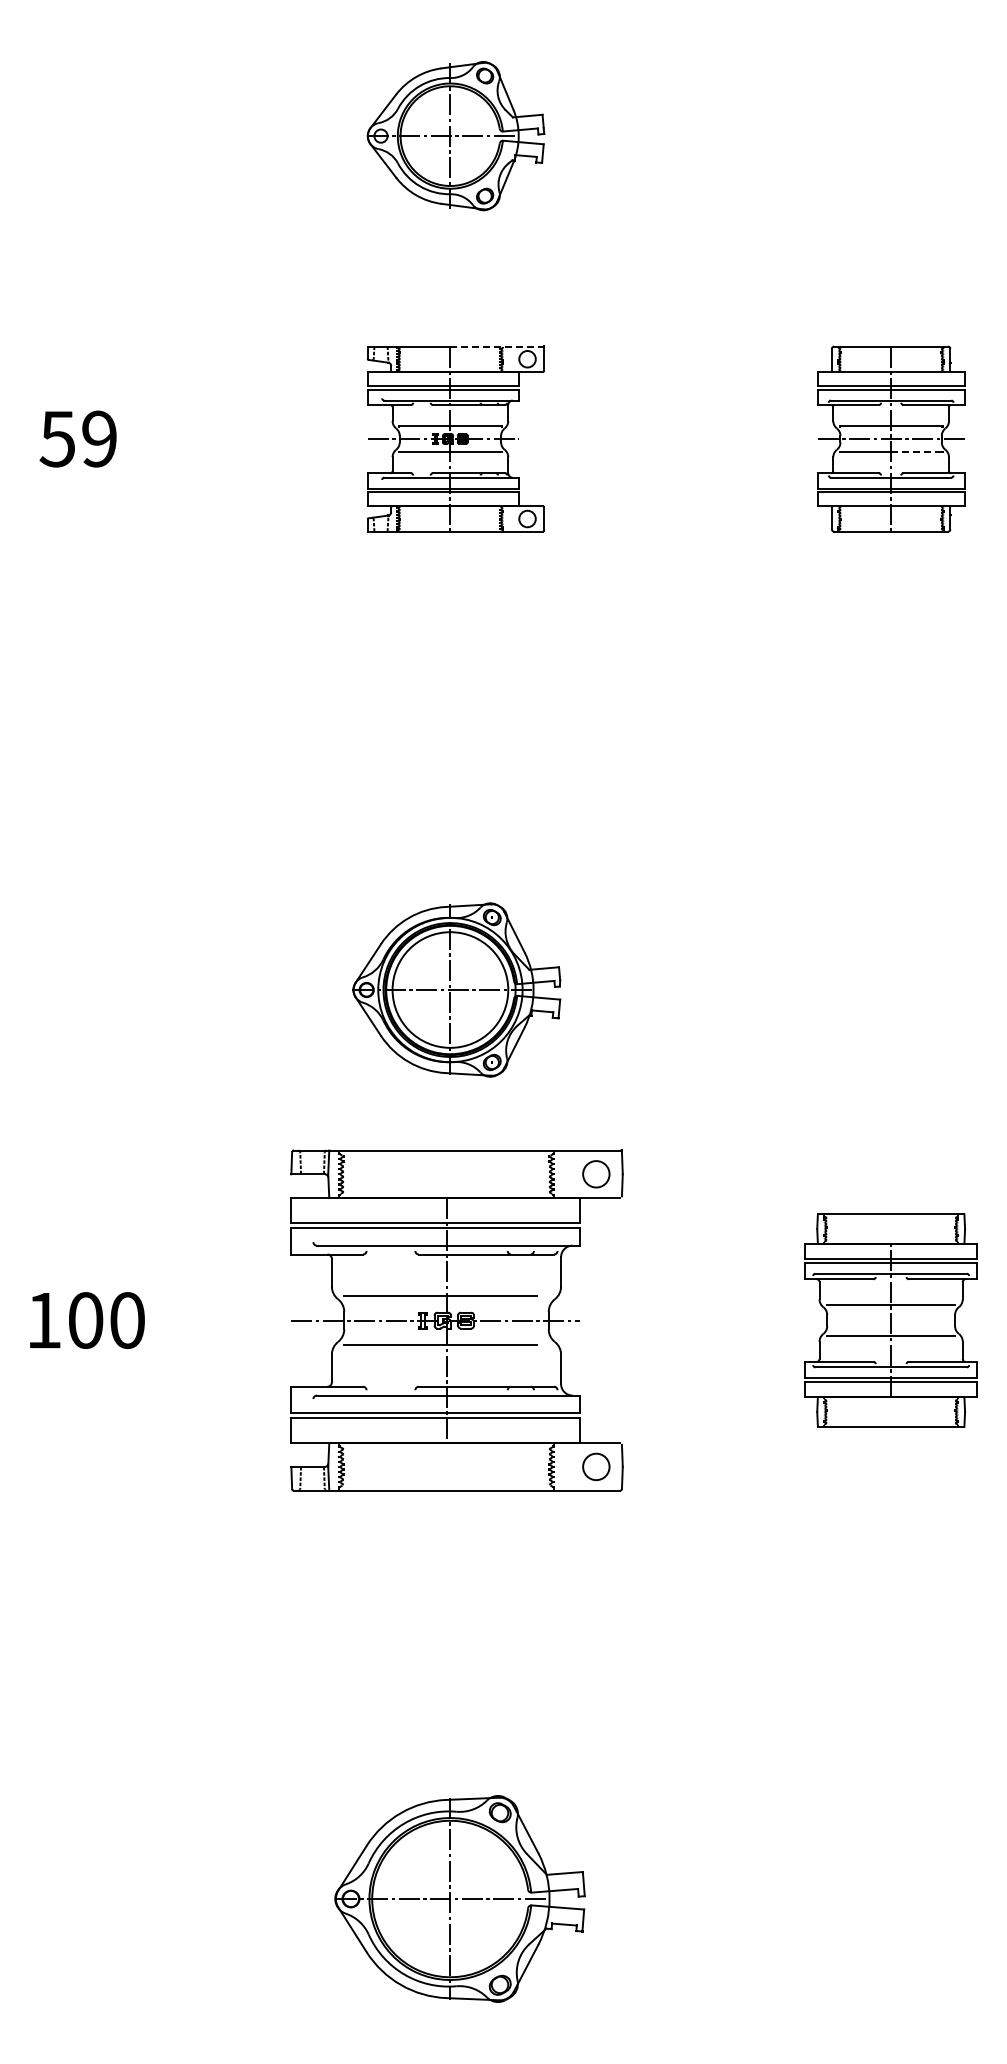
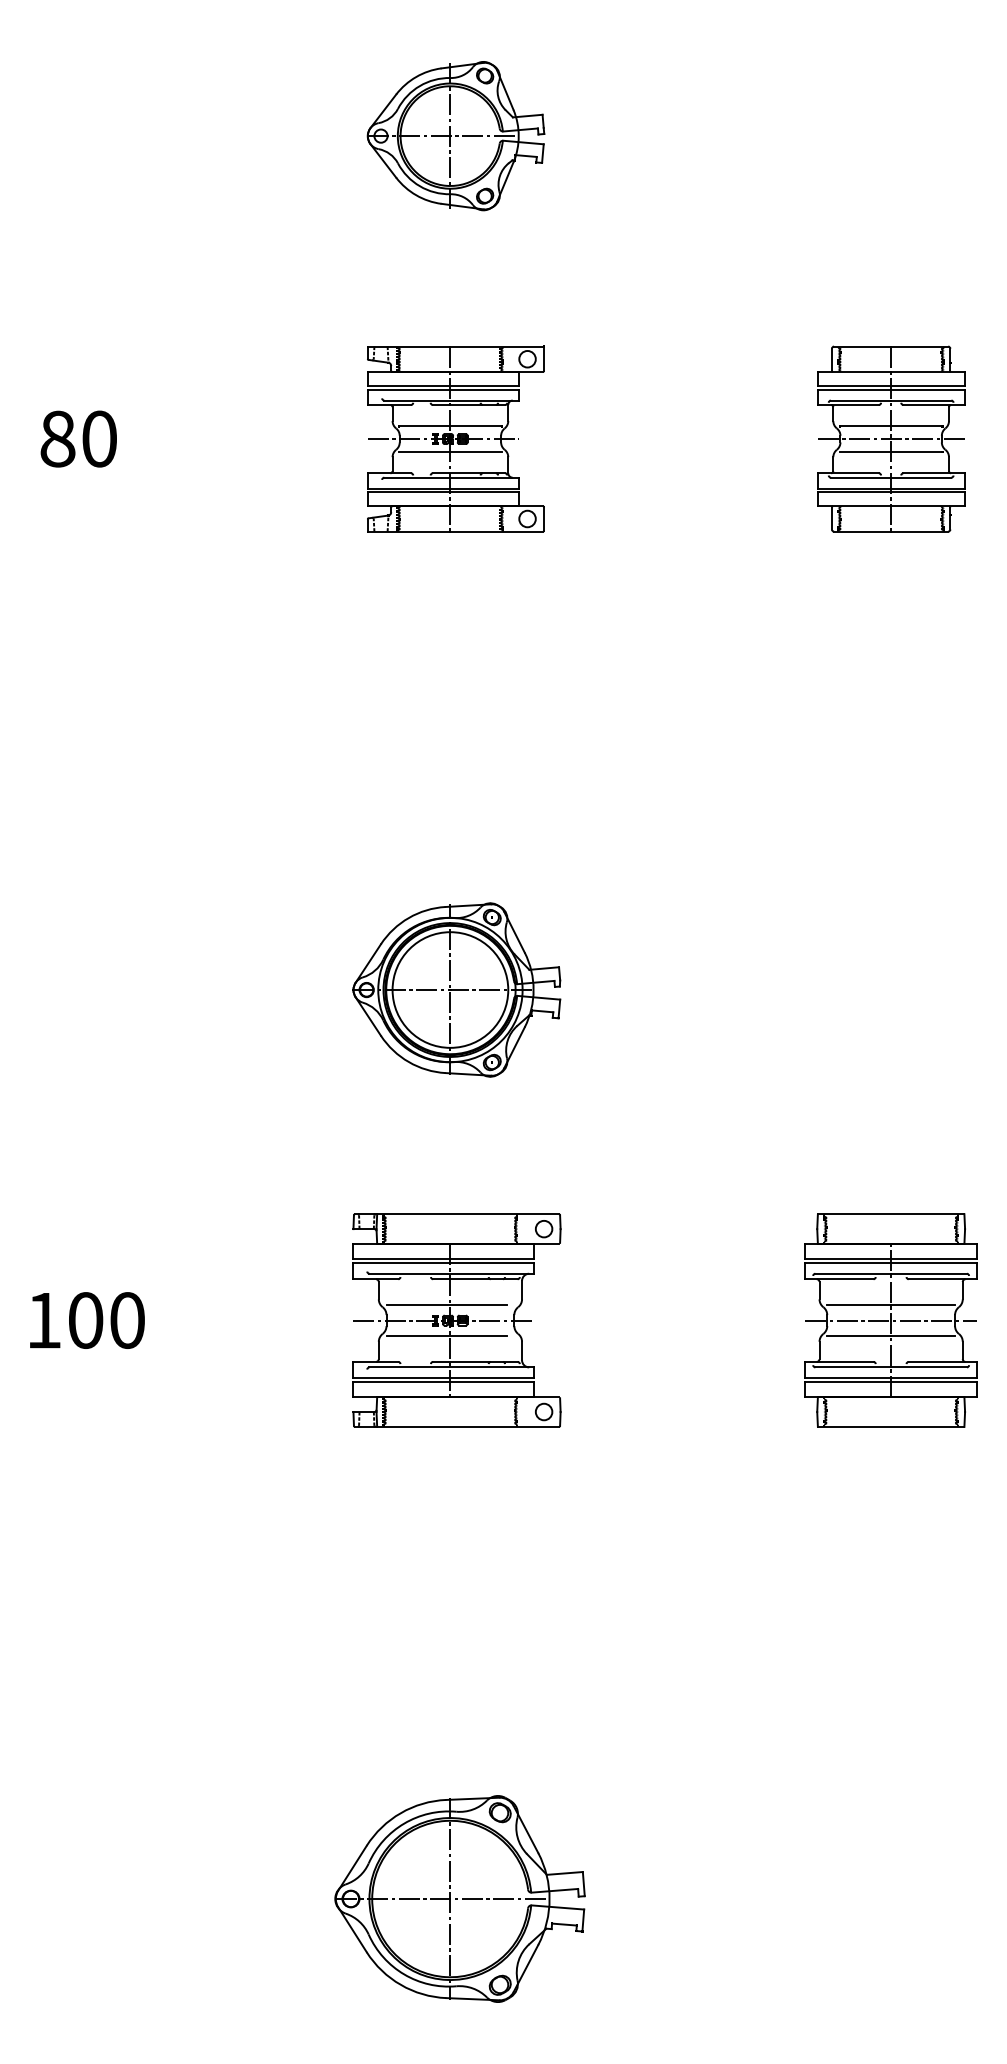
line: dashed -> solid (497, 346)
text: 59 -> 80 (77, 438)
line: dashed -> solid (916, 451)
part size: 334x343 px -> 210x215 px (456, 1320)
line: none -> present (890, 1320)
